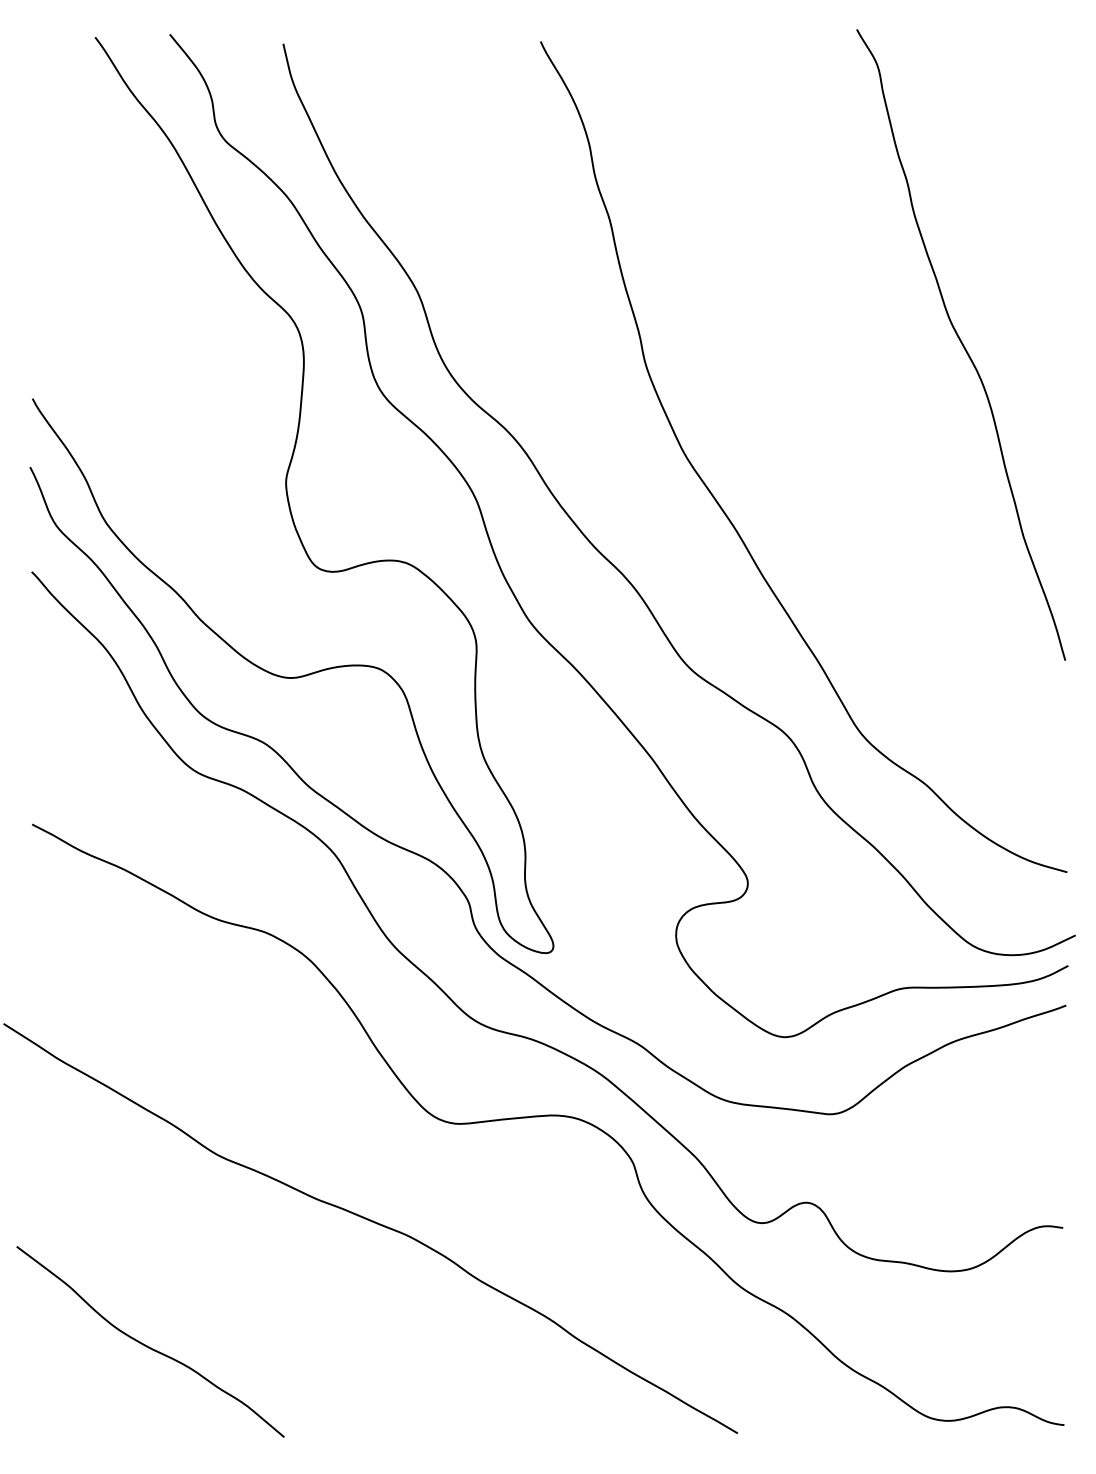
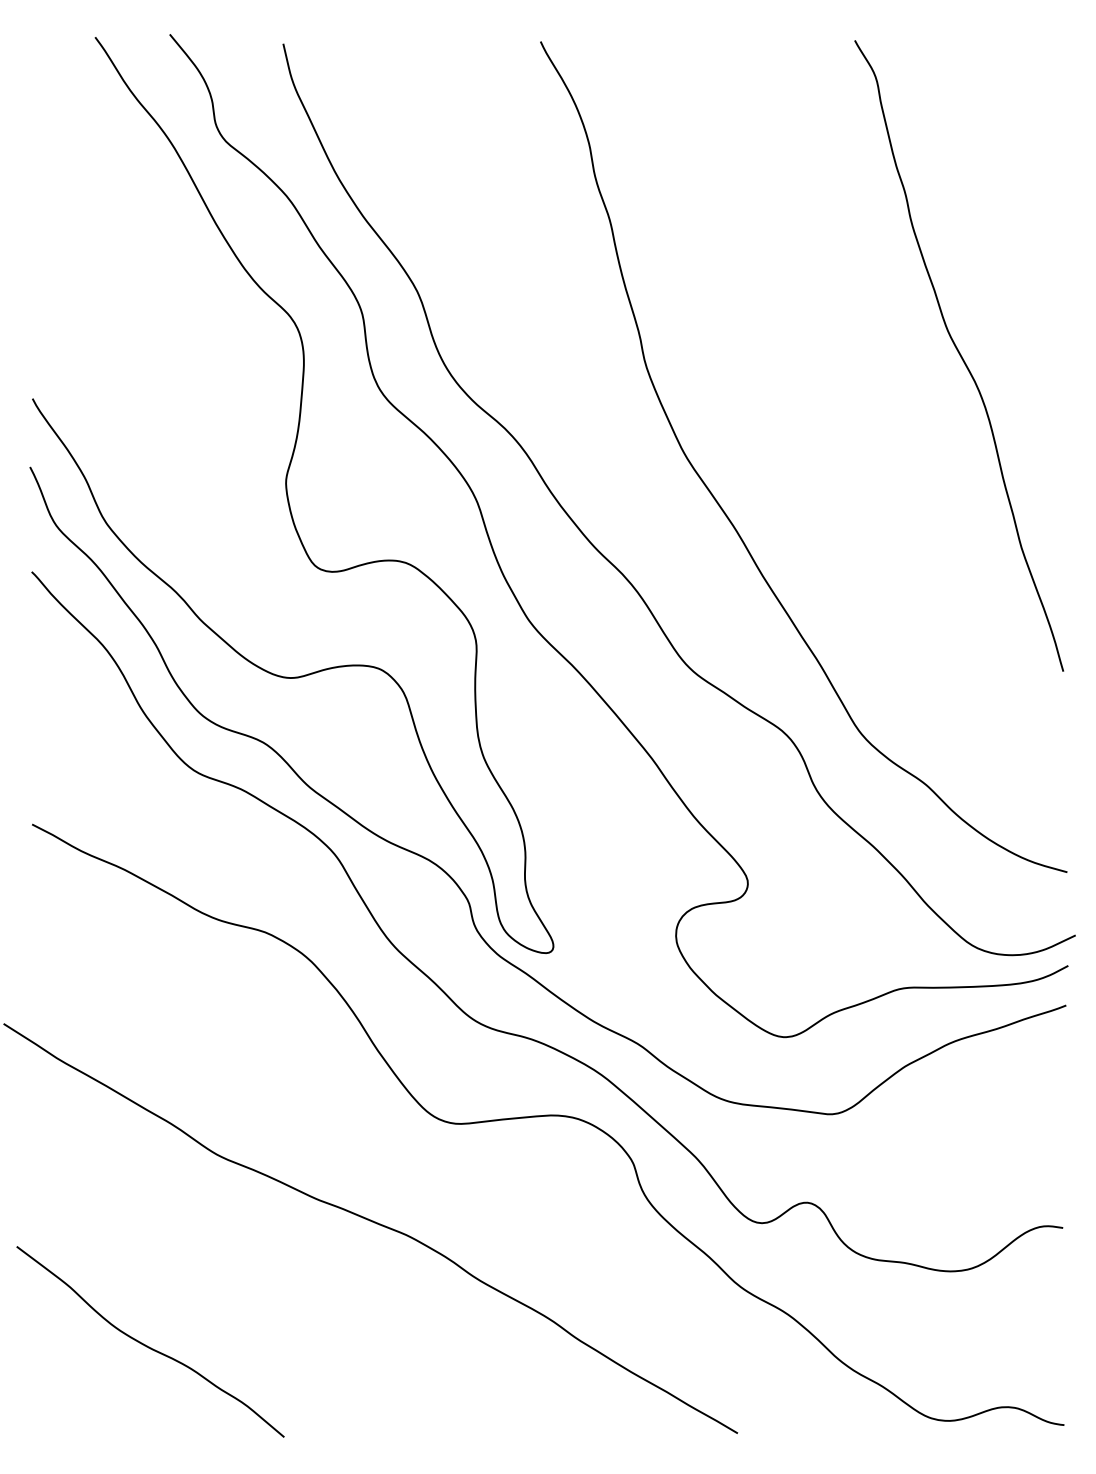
curve position: (961, 344) -> (959, 355) (959, 355)
